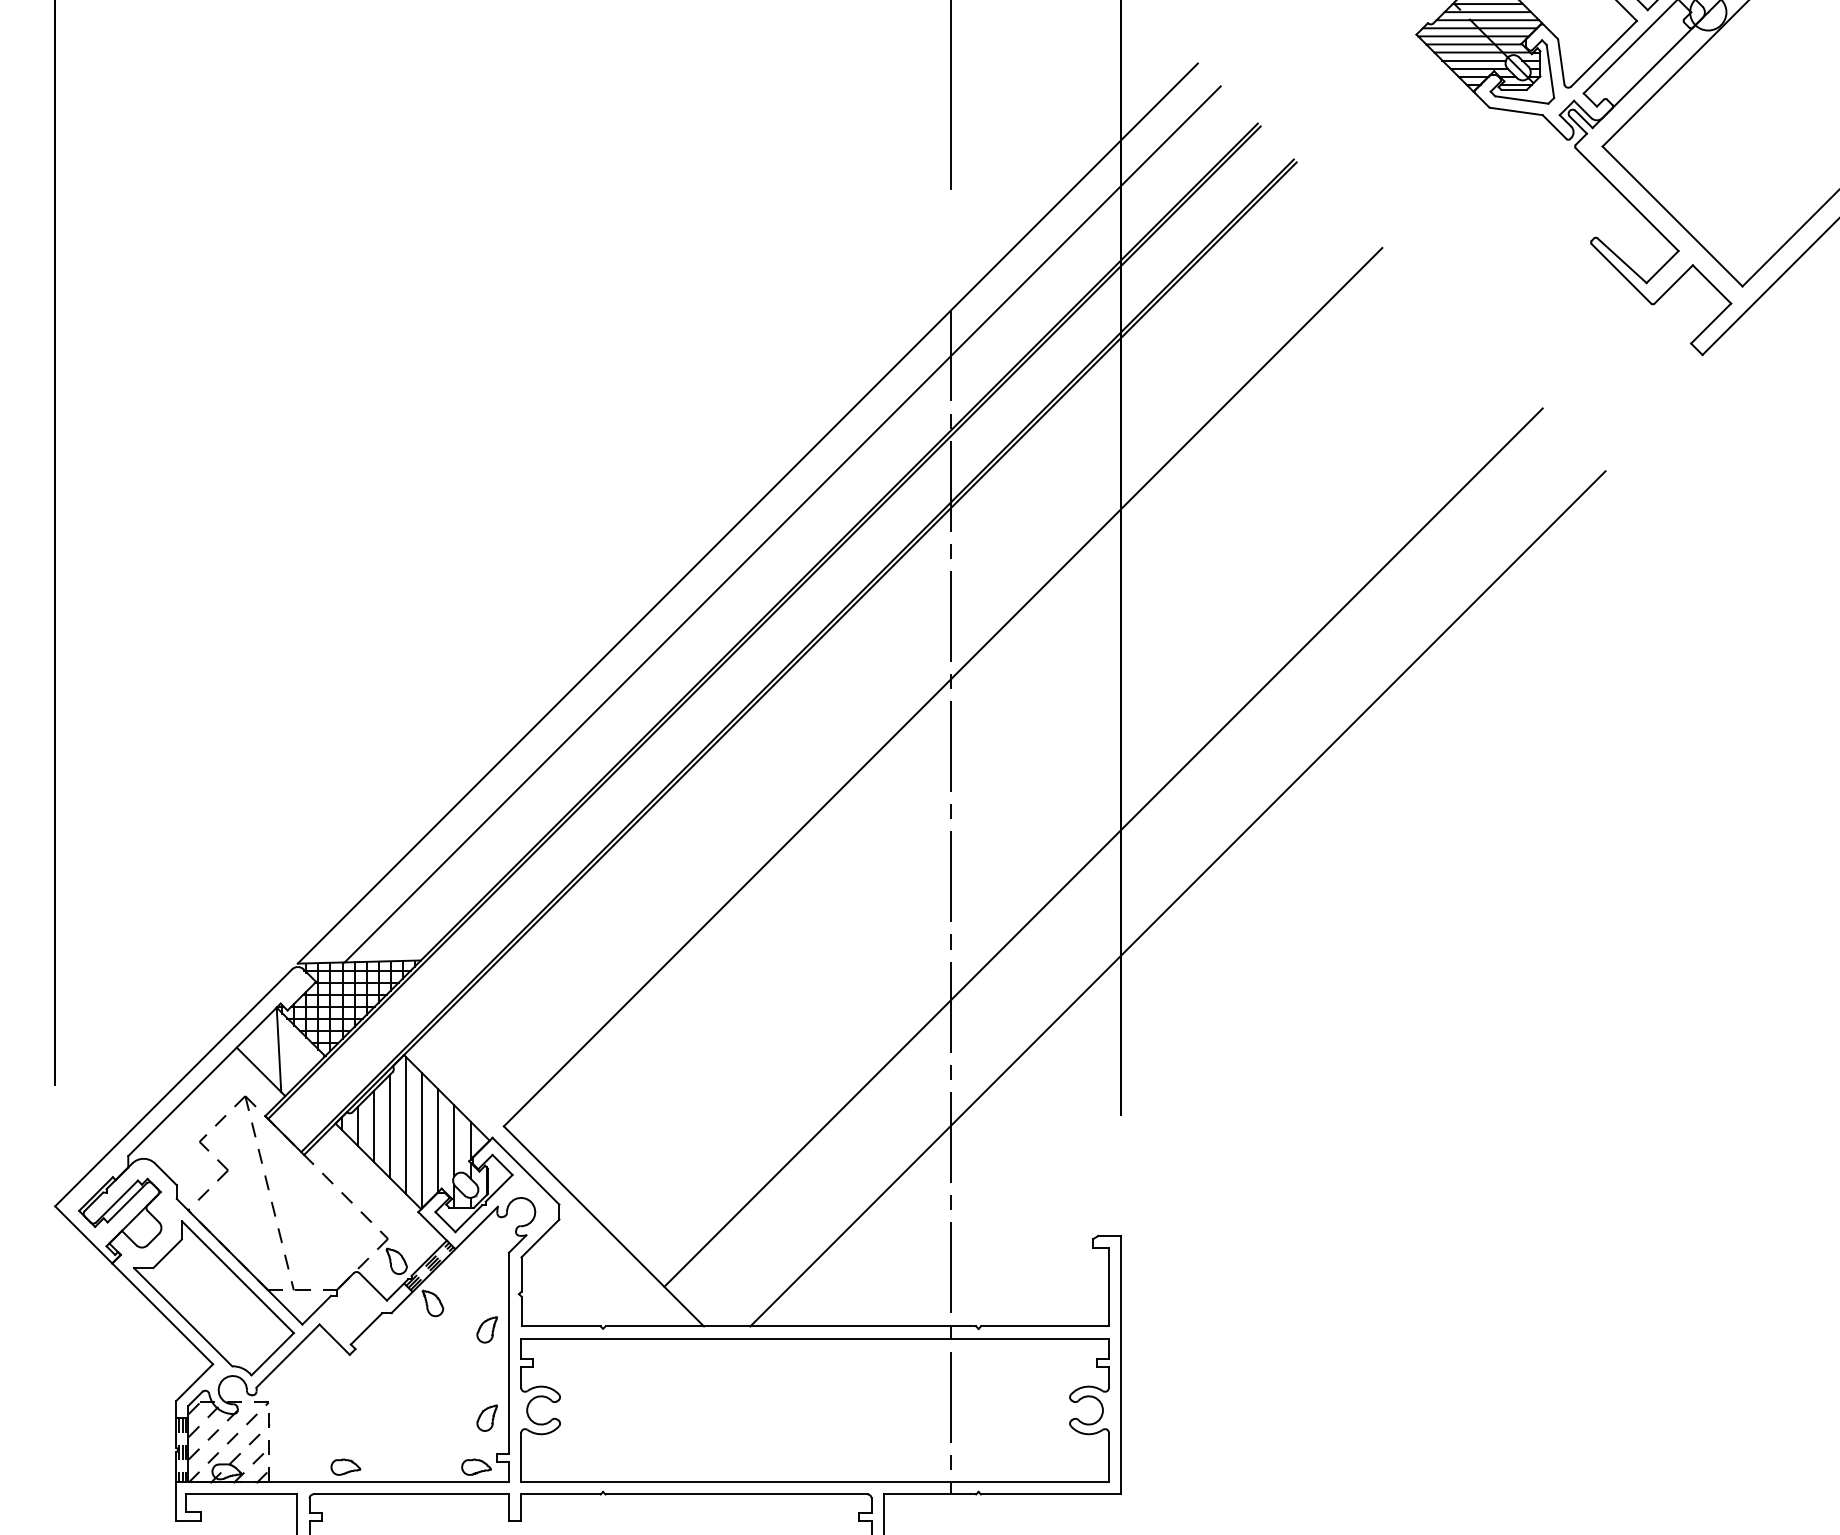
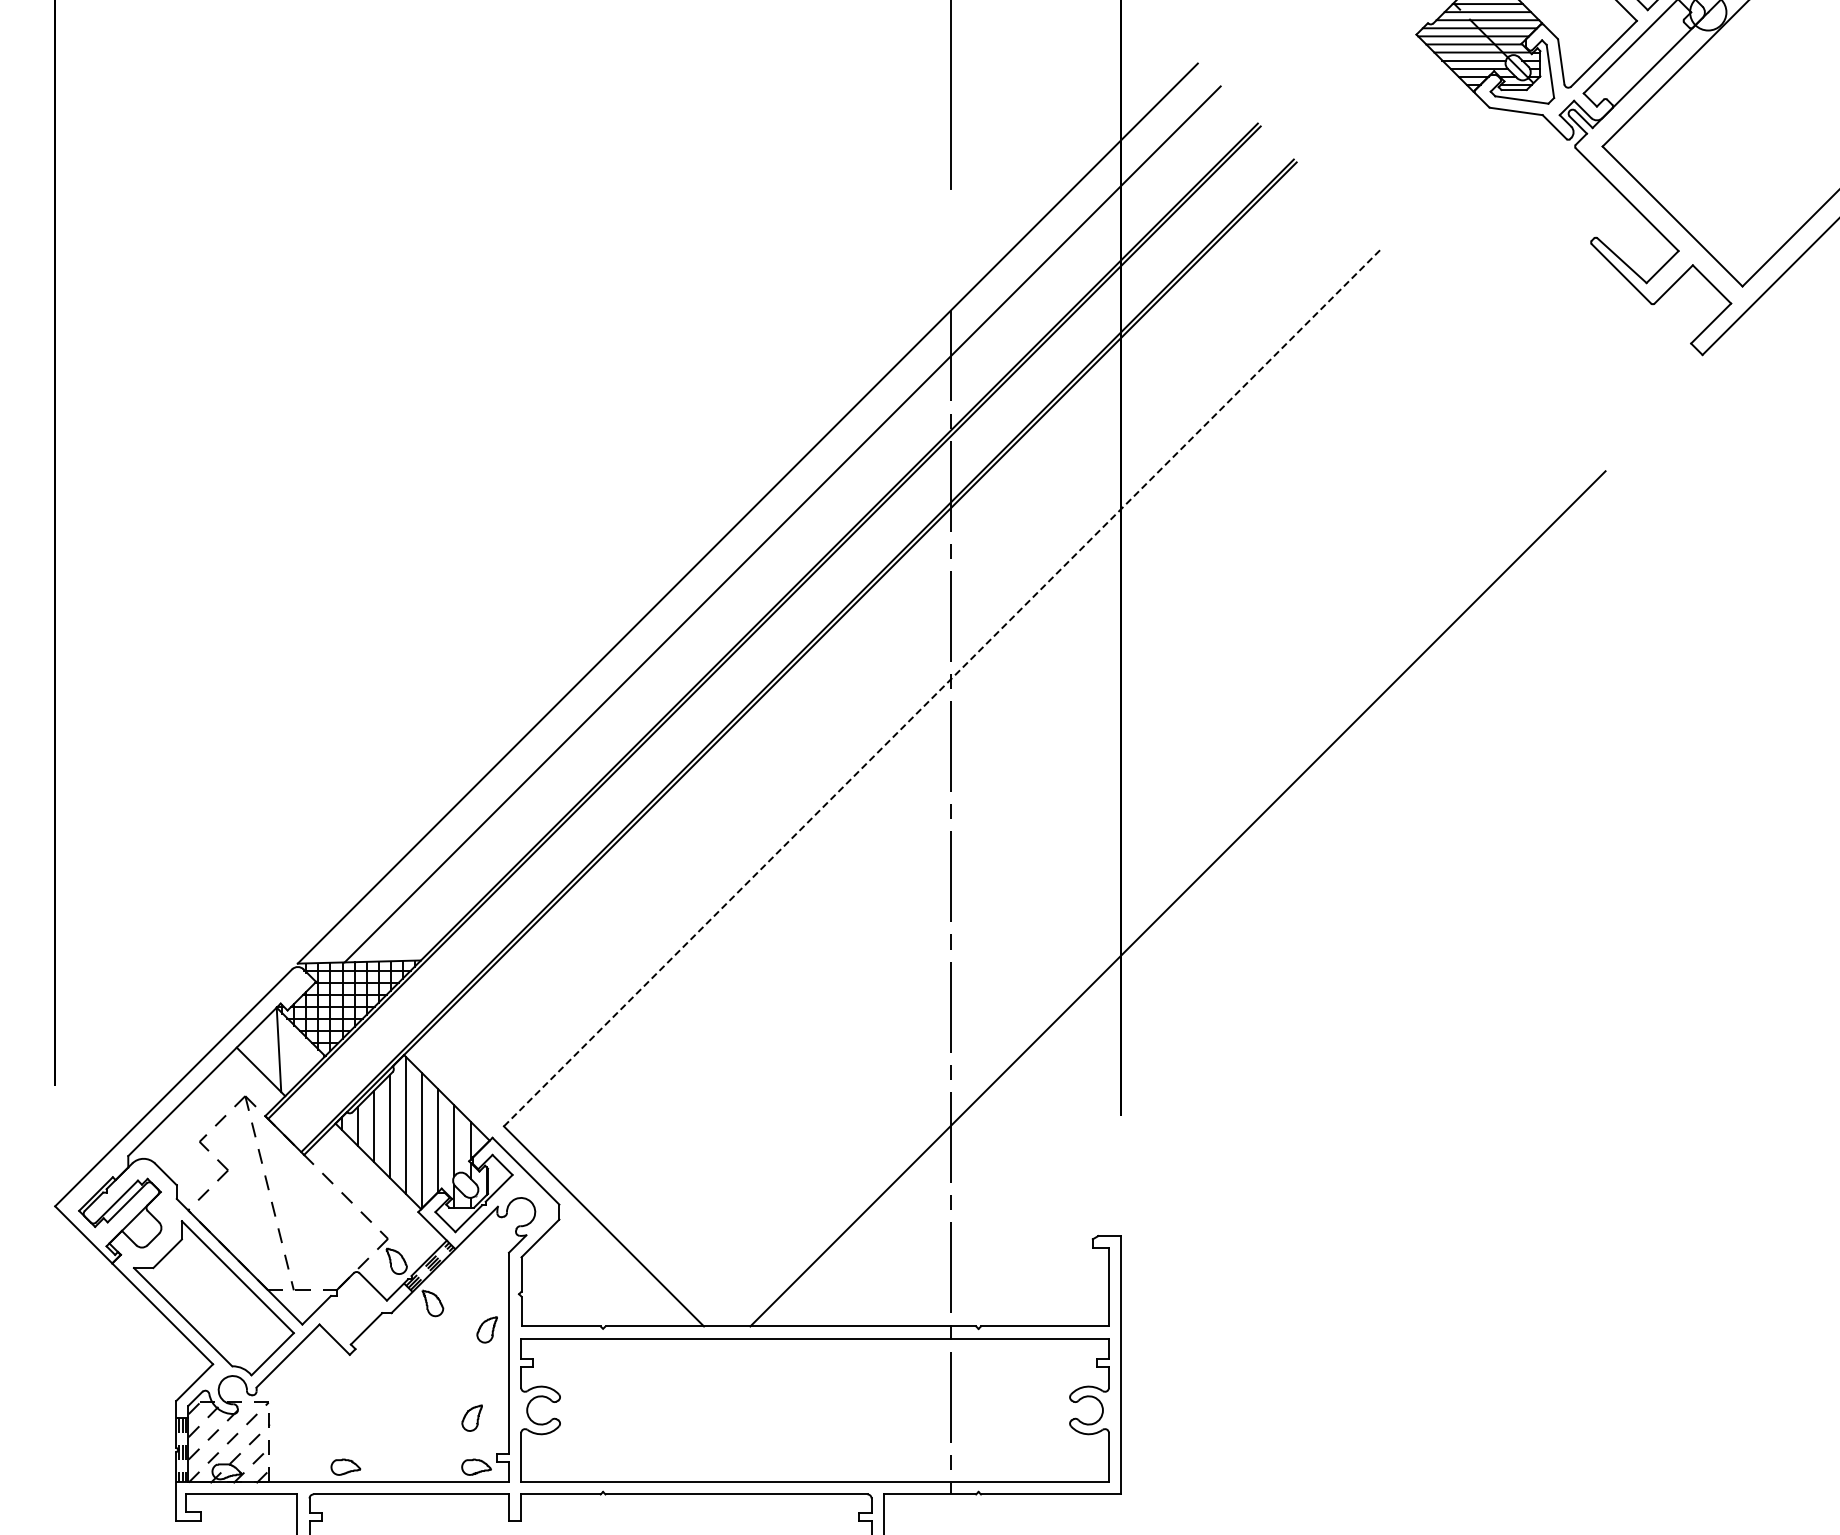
line: solid -> dashed (943, 686)
line: present -> none (1103, 847)
part position: (486, 1417) -> (471, 1417) (471, 1417)
